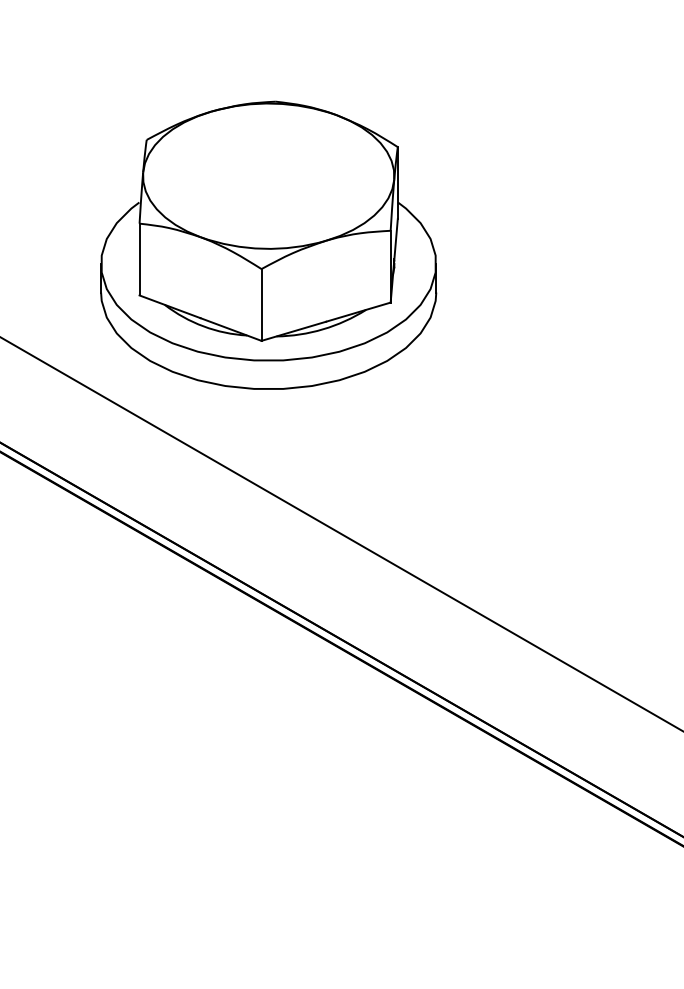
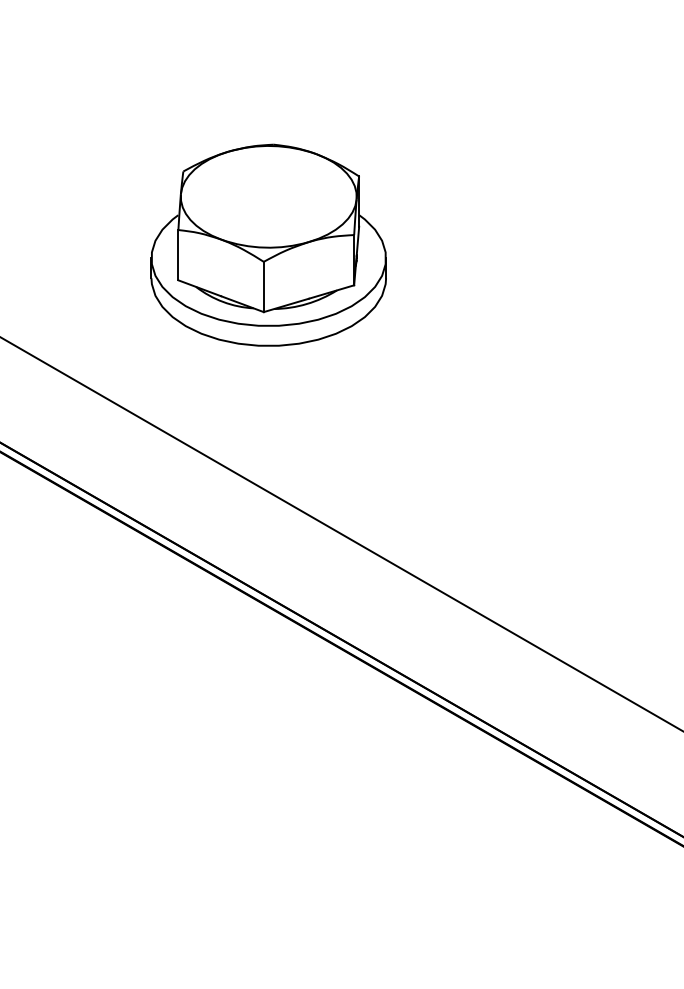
part size: 338x290 px -> 237x204 px (268, 244)
